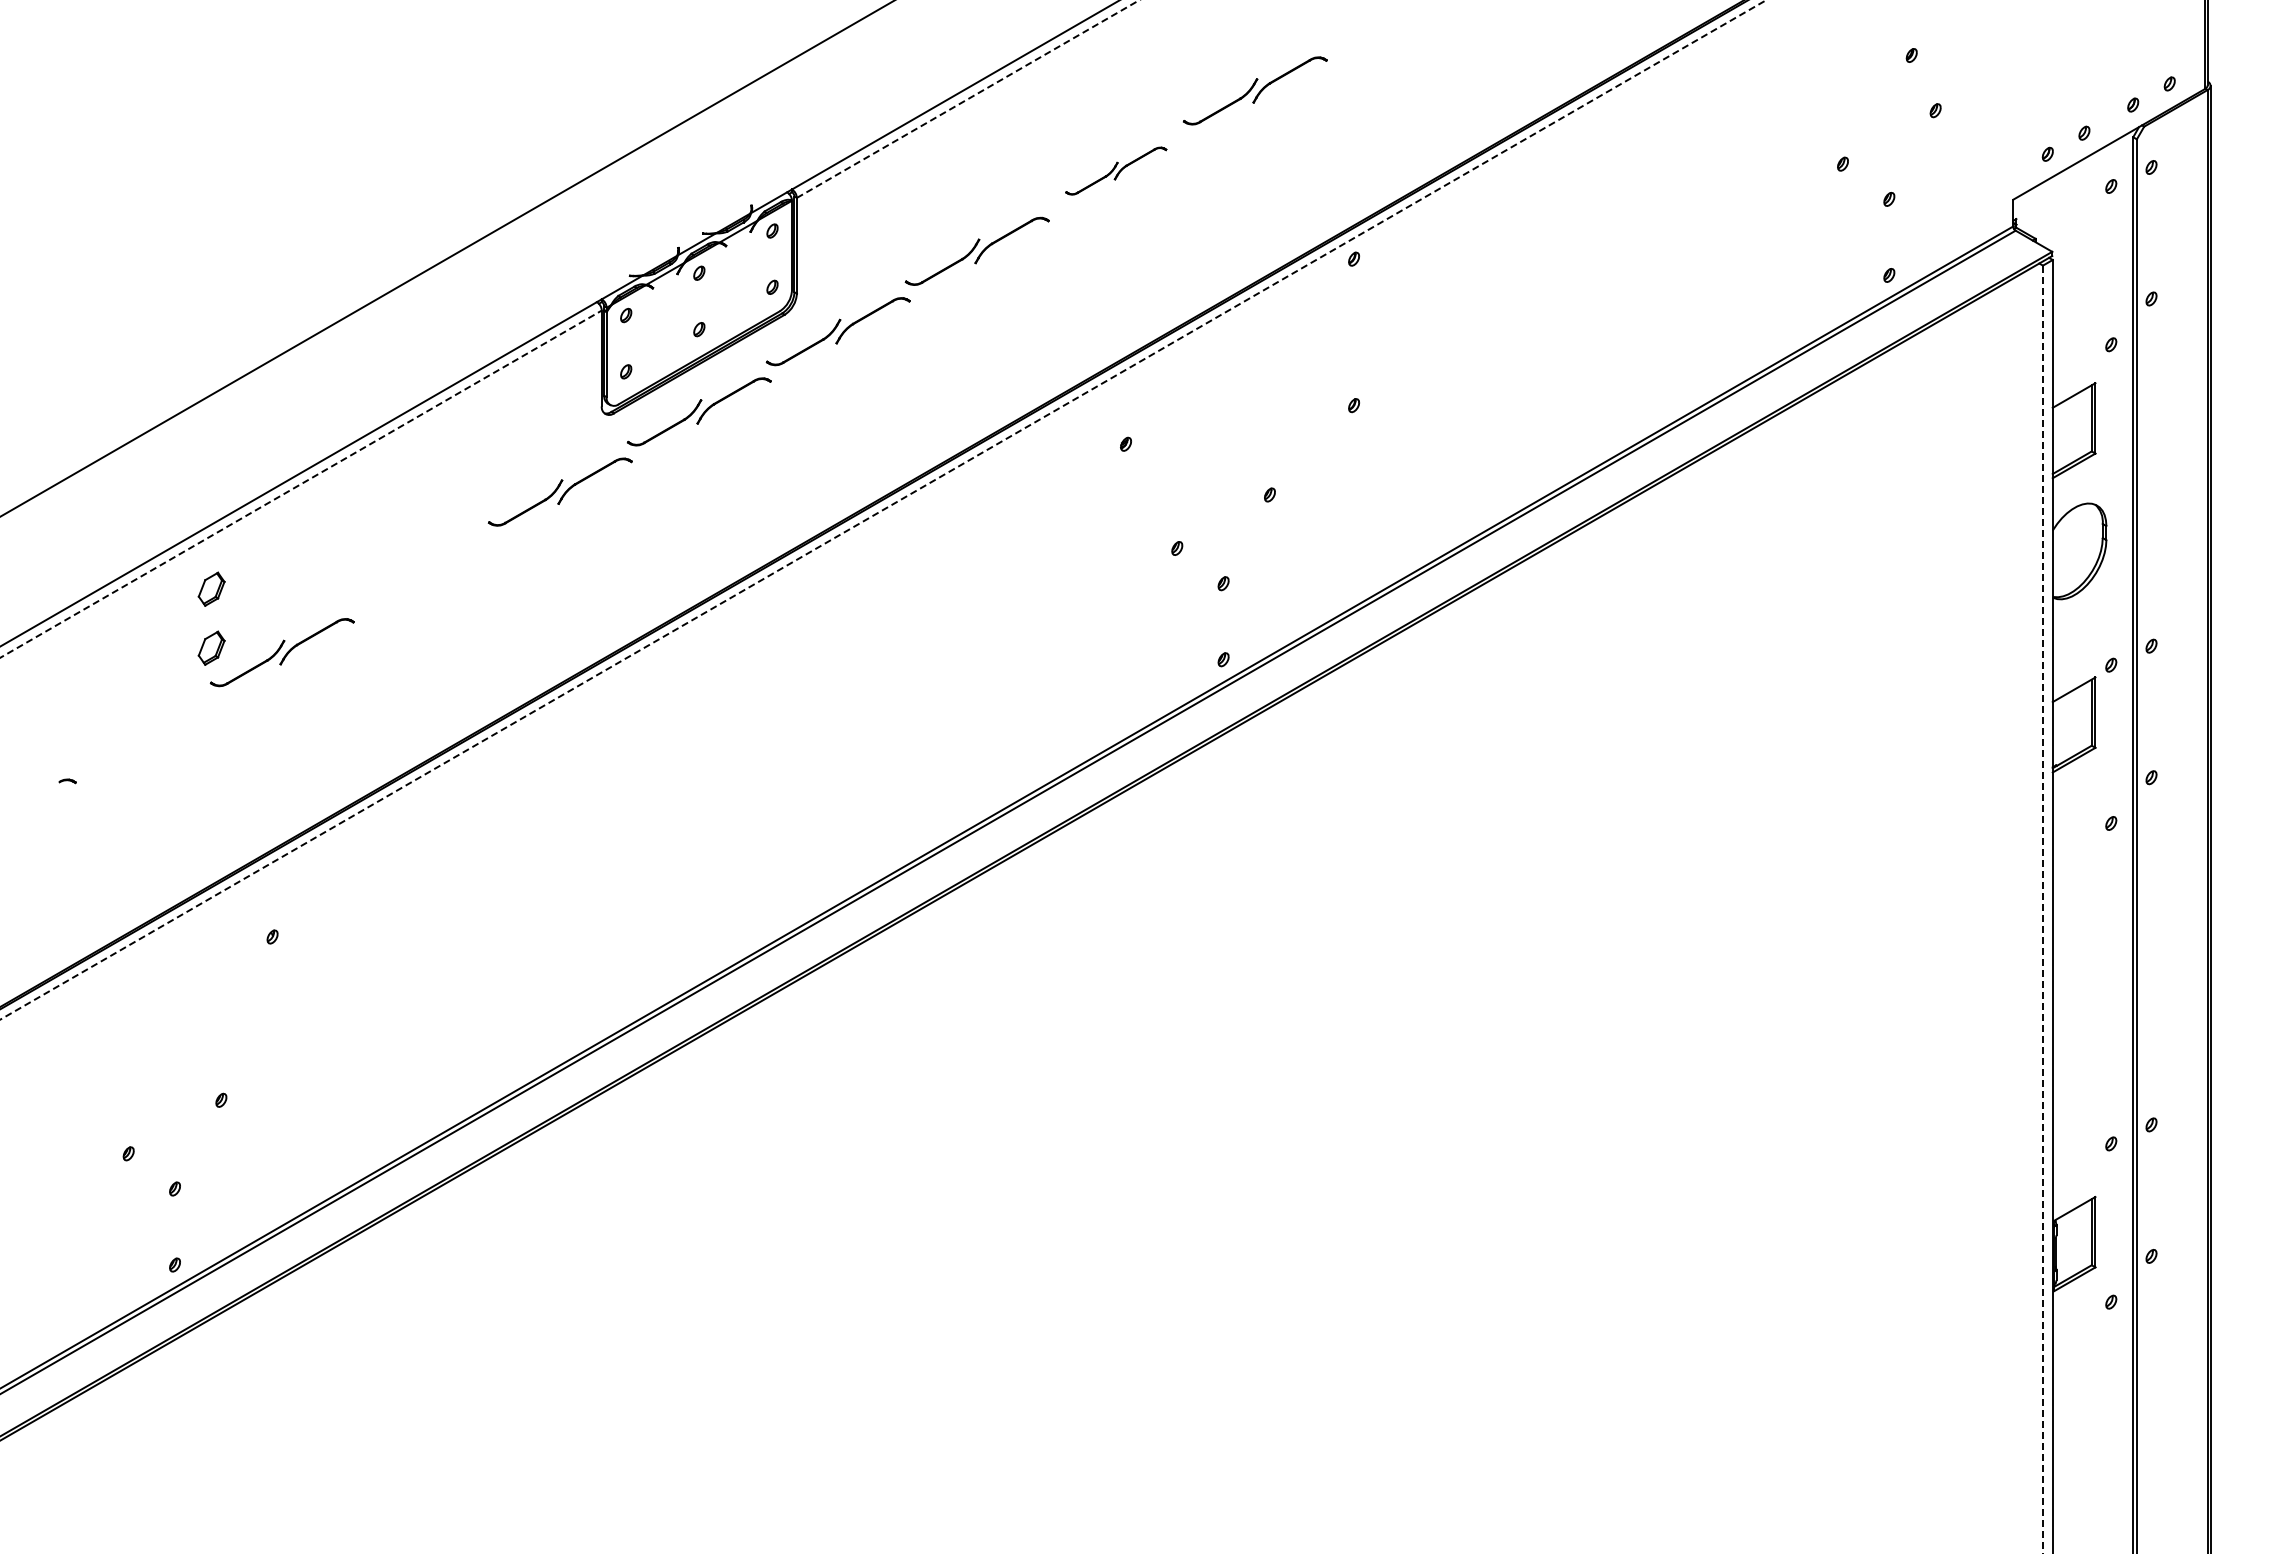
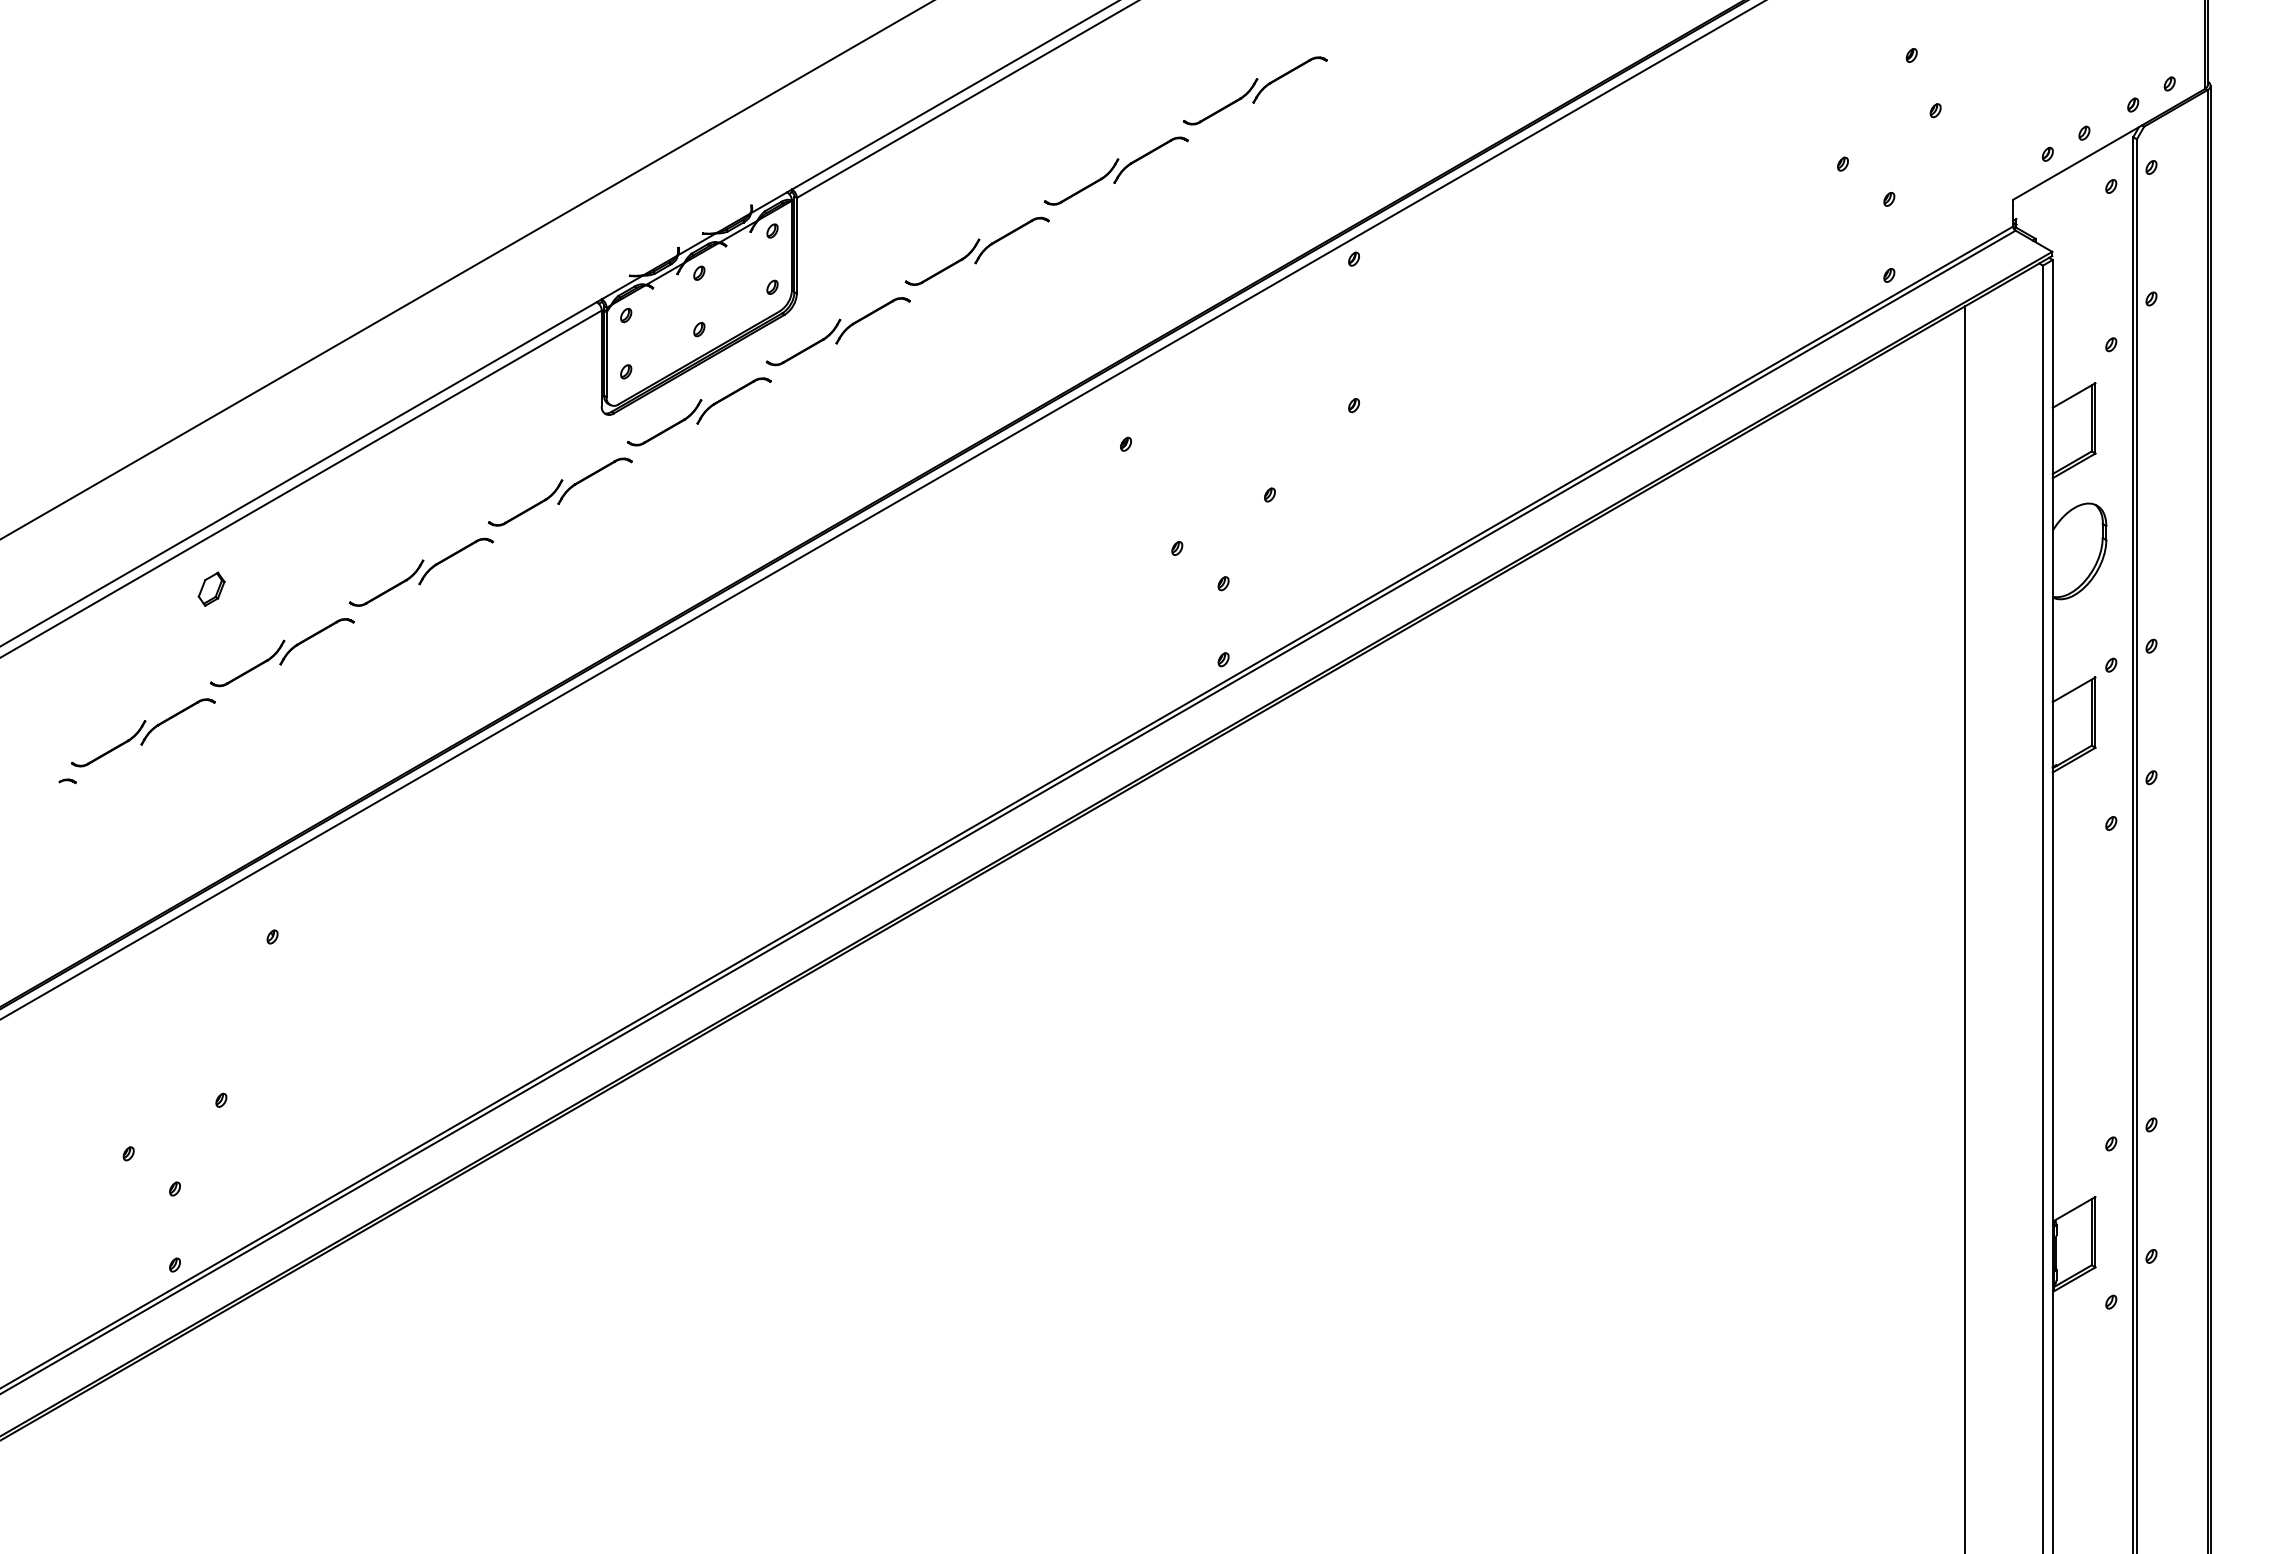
line: dashed -> solid (968, 98)
part size: 103x50 px -> 146x70 px (1115, 170)
line position: (446, 258) -> (466, 270) (466, 270)
line: dashed -> solid (301, 483)
line: dashed -> solid (882, 510)
part: none -> present (420, 571)
part: present -> none (211, 647)
part: none -> present (142, 732)
line: dashed -> solid (2042, 909)
line: none -> present (1964, 928)
